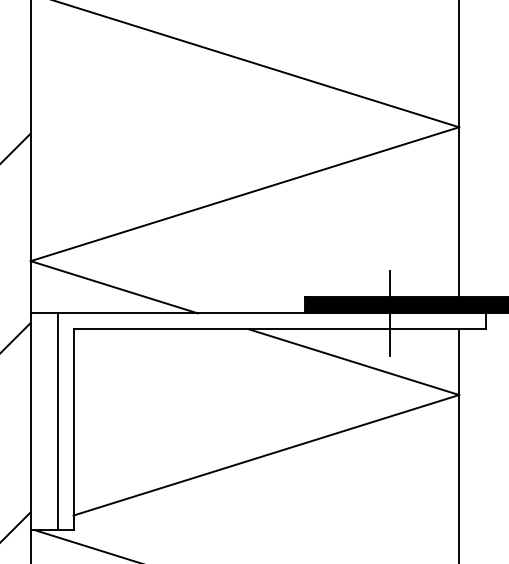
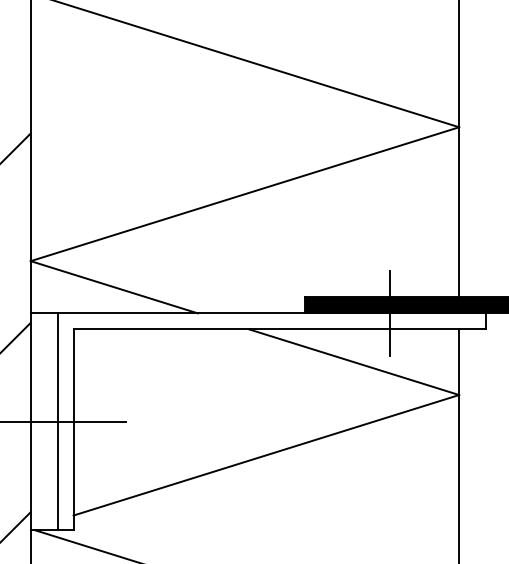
line: none -> present (64, 421)
